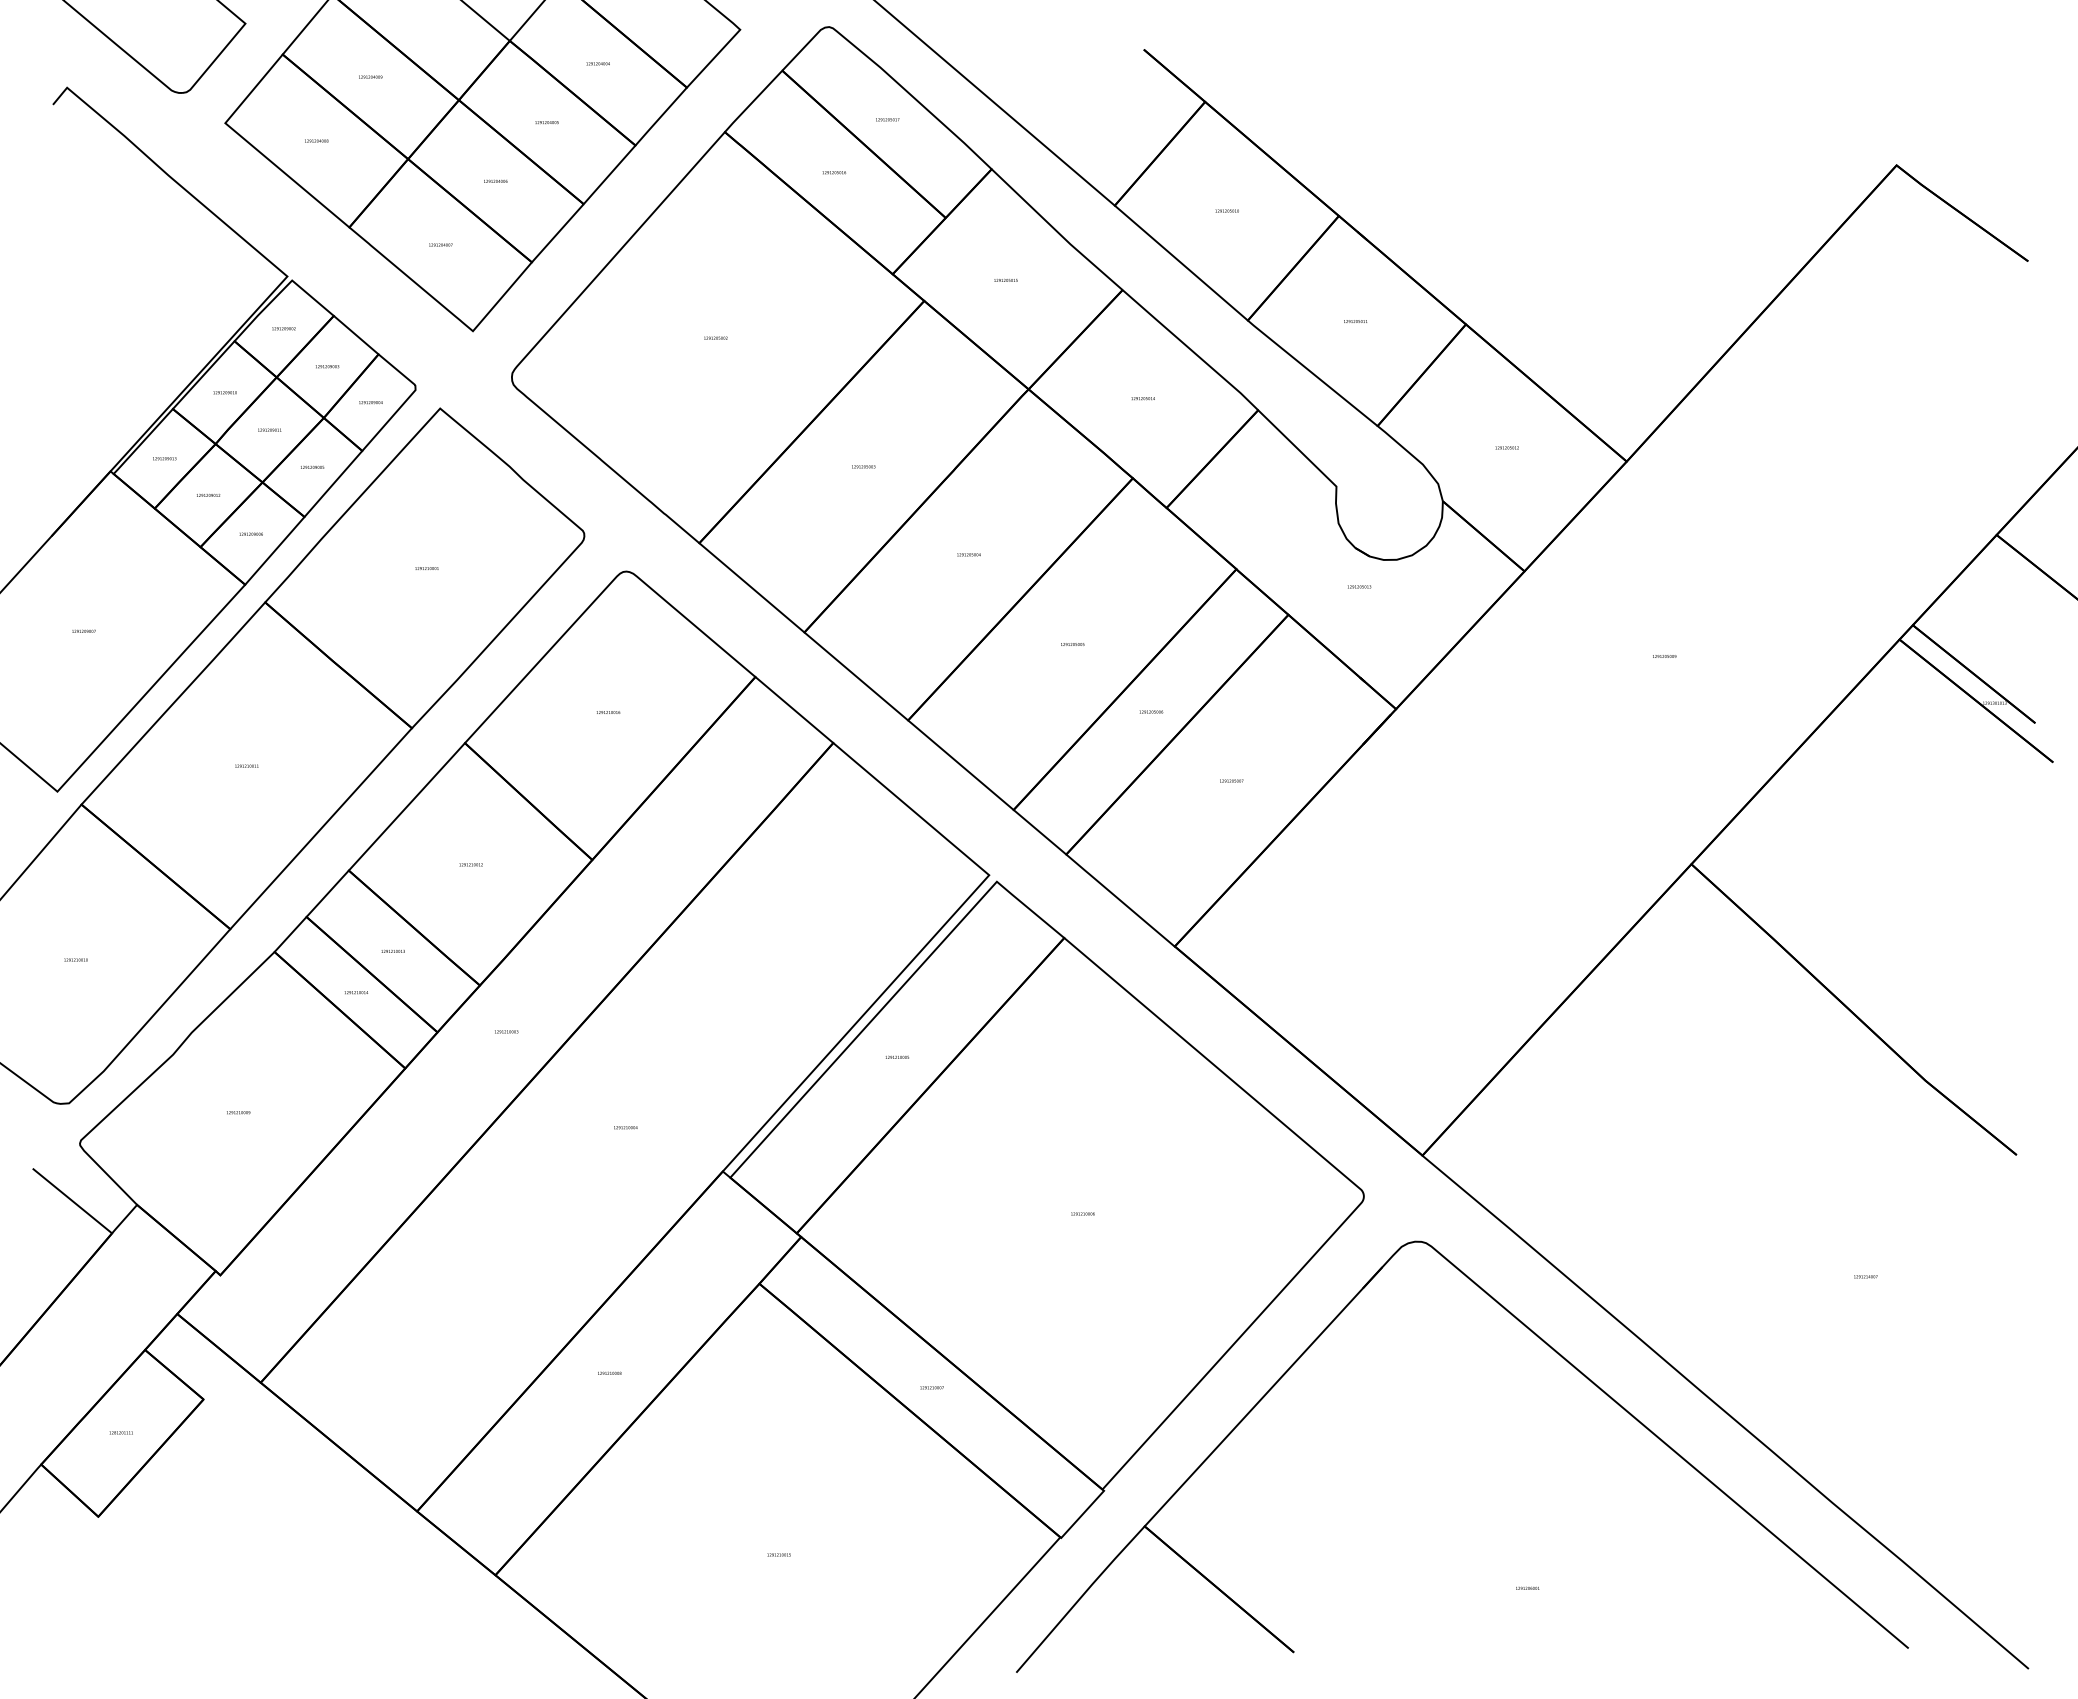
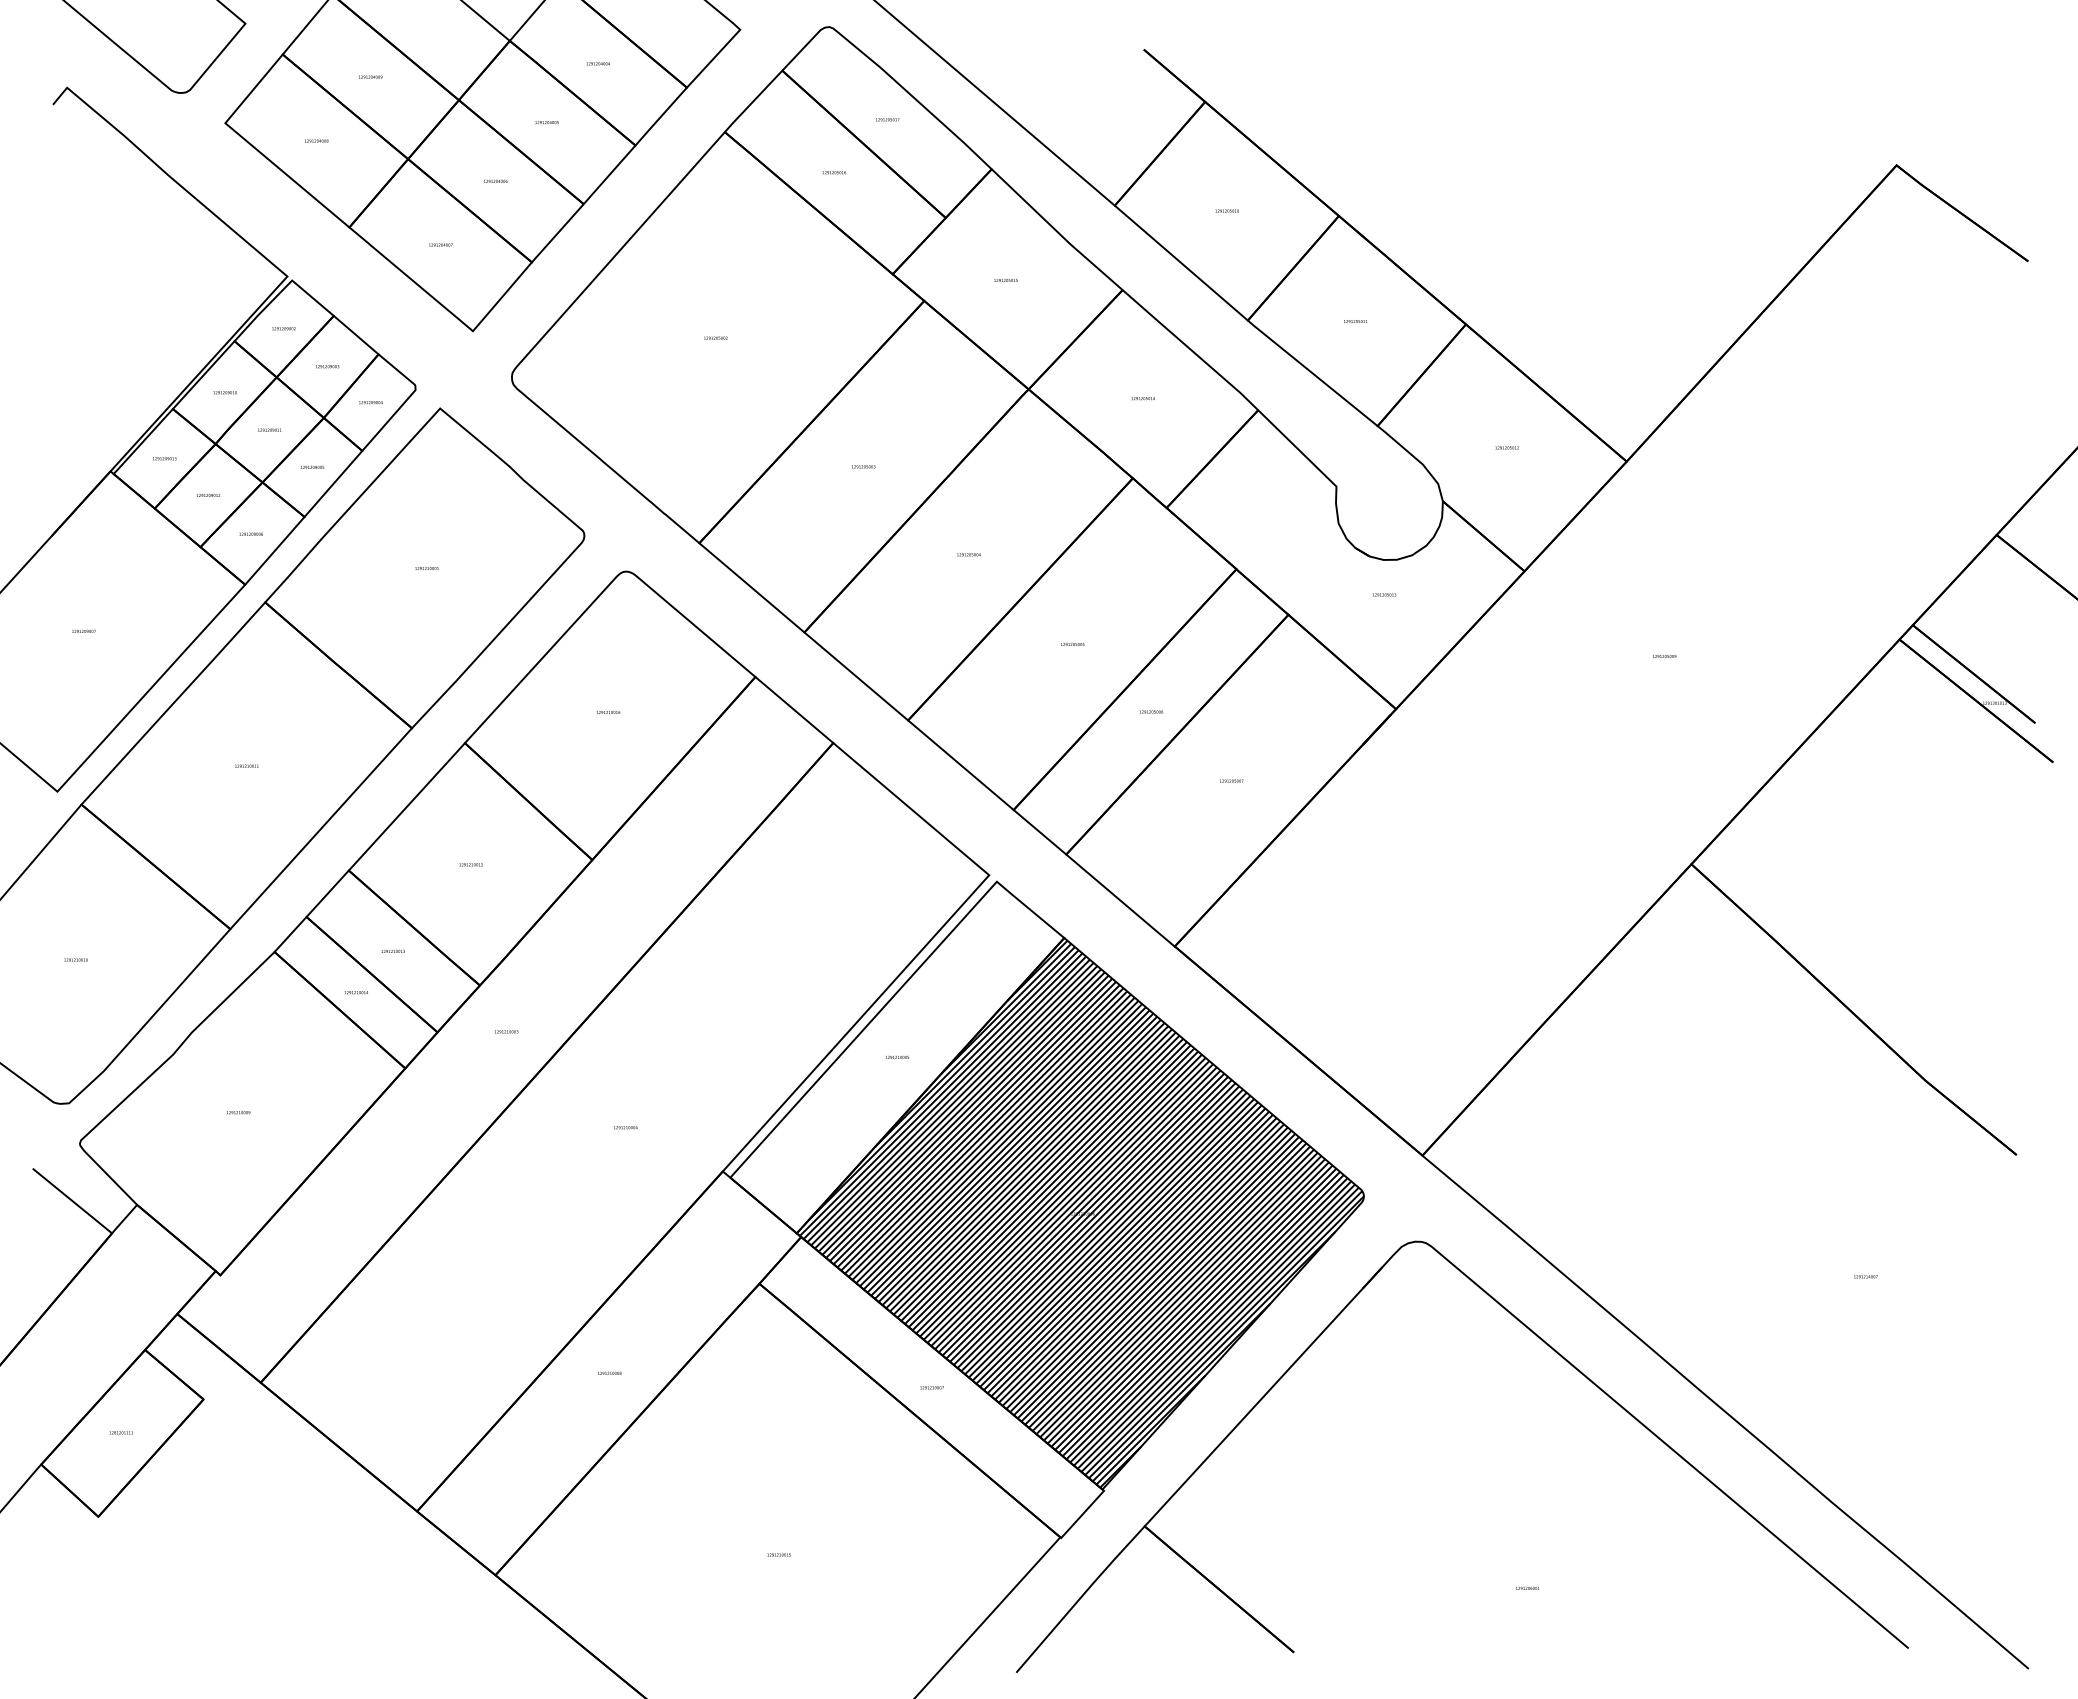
text position: (1359, 586) -> (1384, 594) (1384, 594)
hatch: none -> present (1081, 1213)
